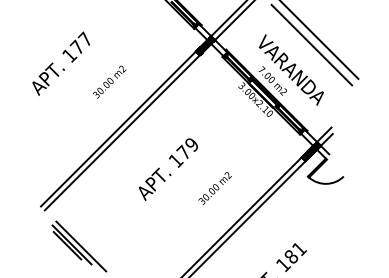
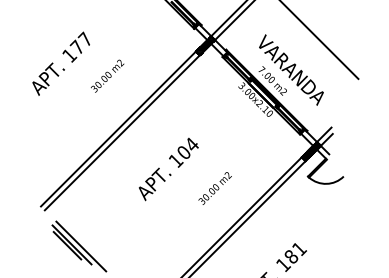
line: present -> none (311, 44)
text position: (109, 81) -> (107, 75) (107, 75)
text: 179 -> 104 (187, 148)
